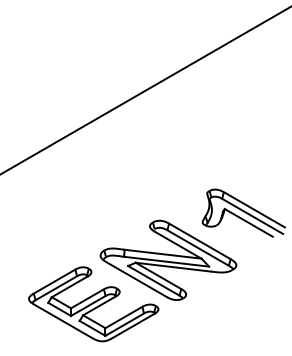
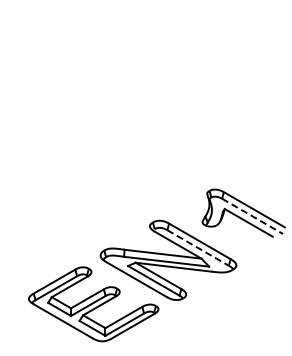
line: present -> none (145, 90)
line: solid -> dashed (253, 216)
line: solid -> dashed (198, 248)
